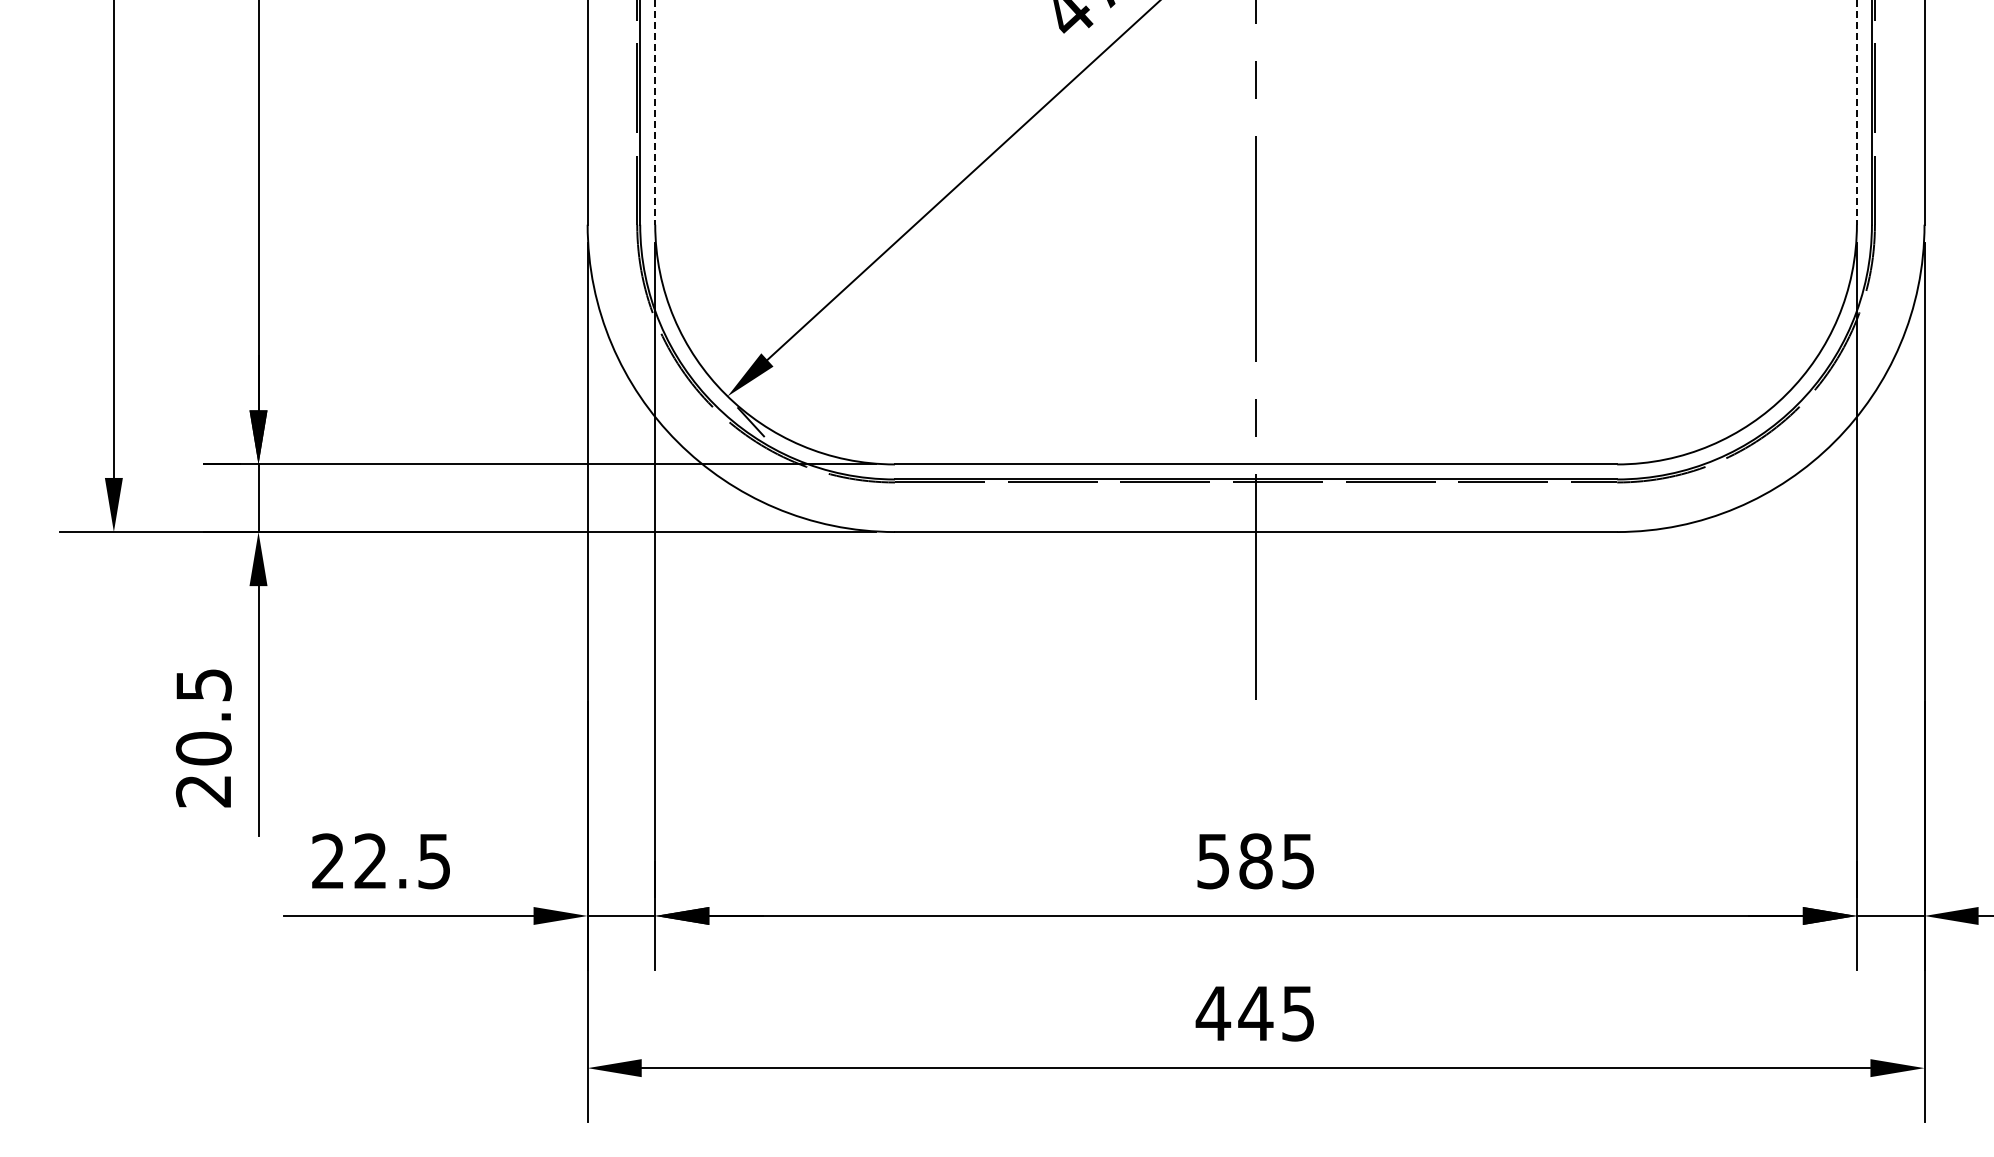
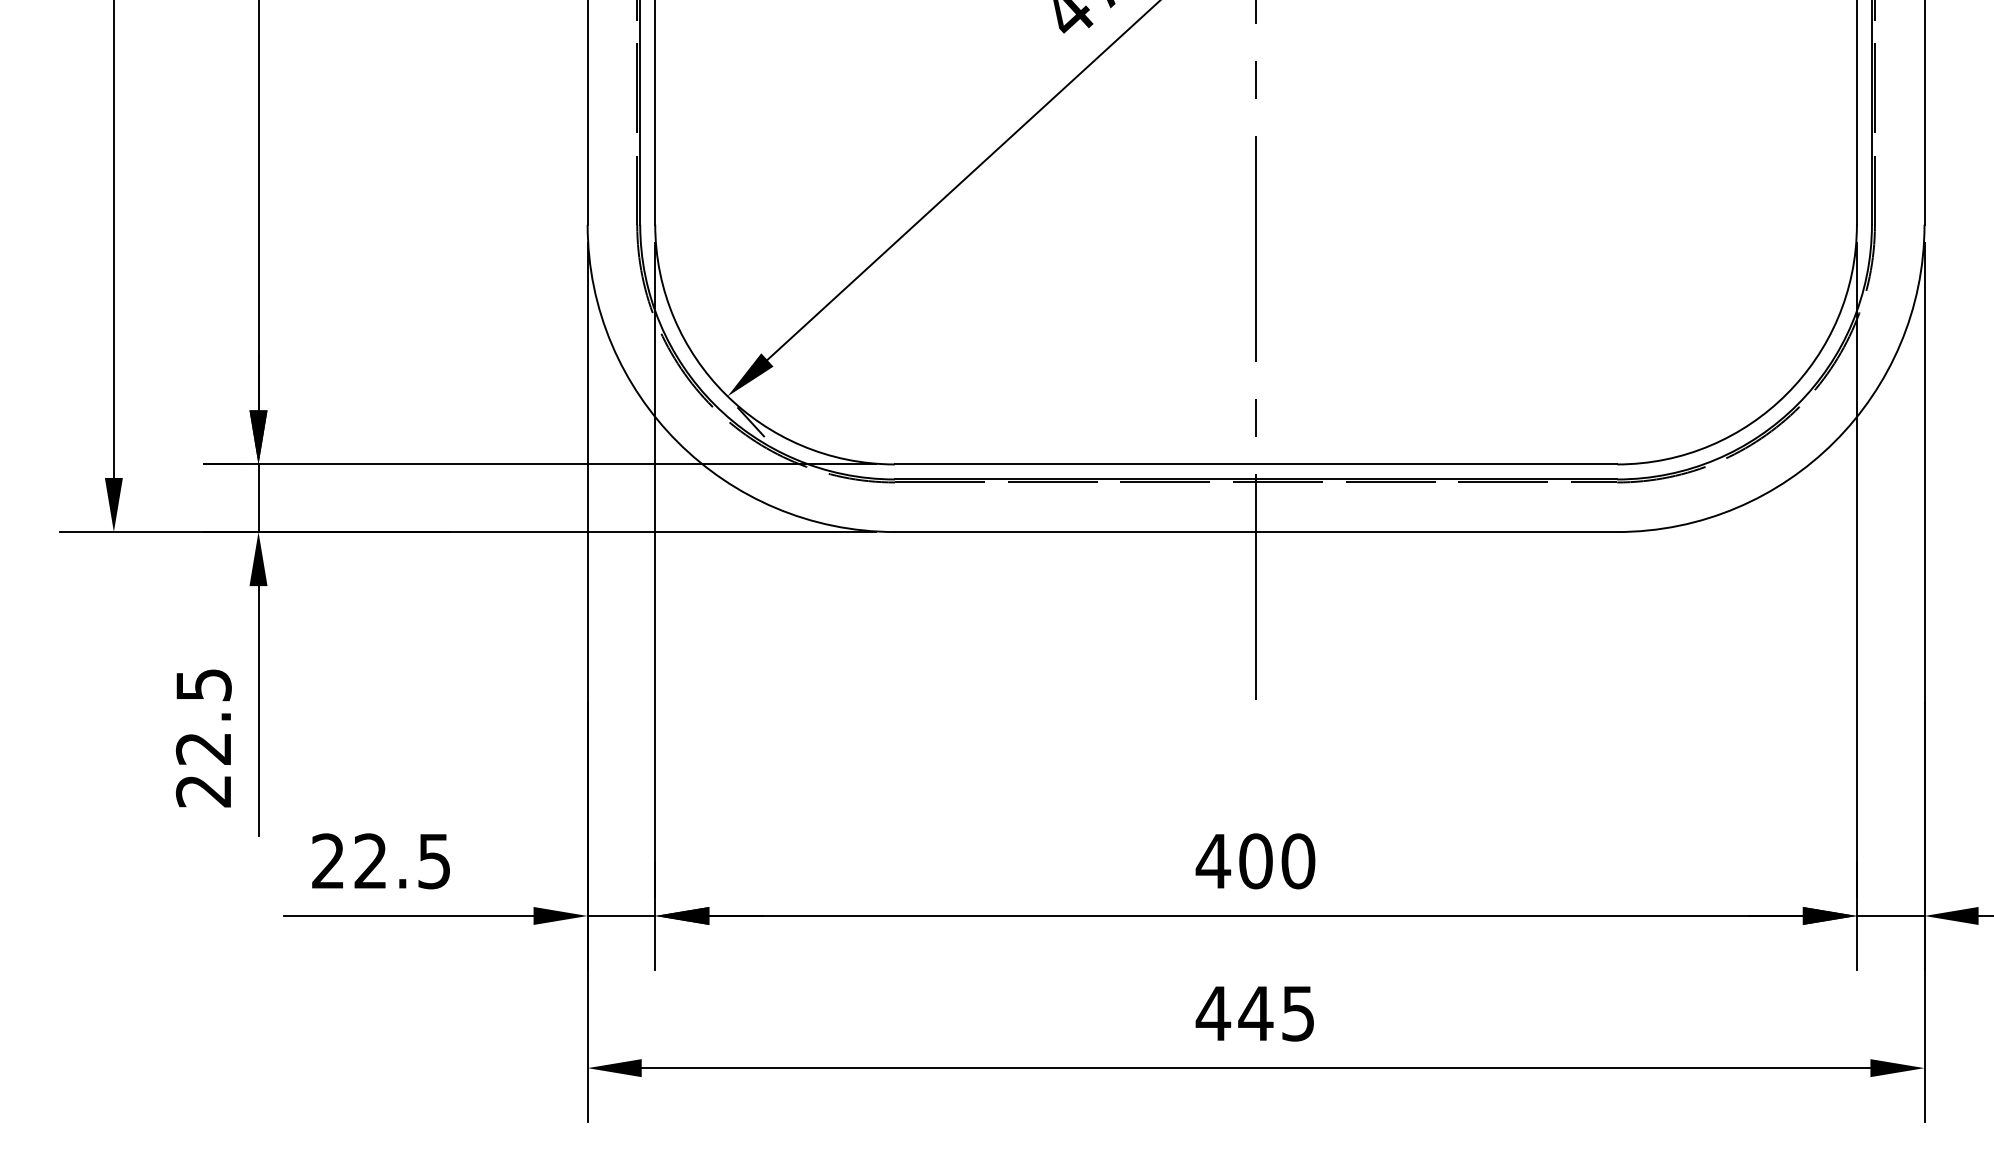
line: dashed -> solid (655, 112)
line: dashed -> solid (1856, 112)
text: 20.5 -> 22.5 (203, 748)
text: 585 -> 400 (1255, 861)
